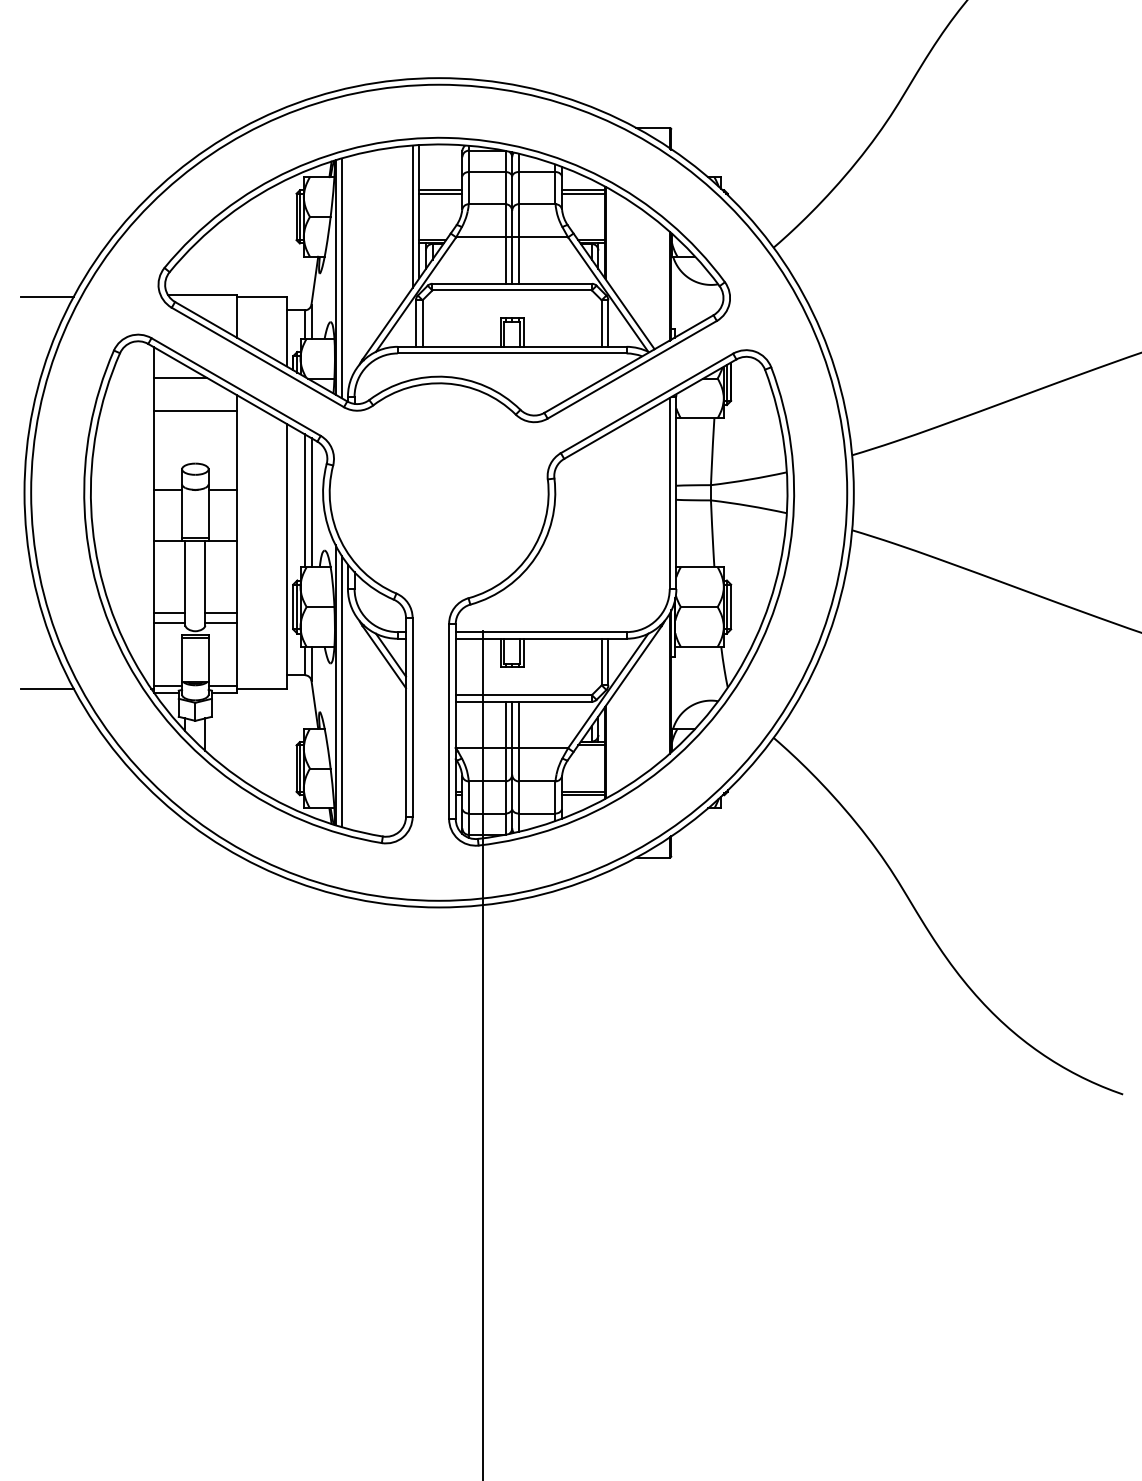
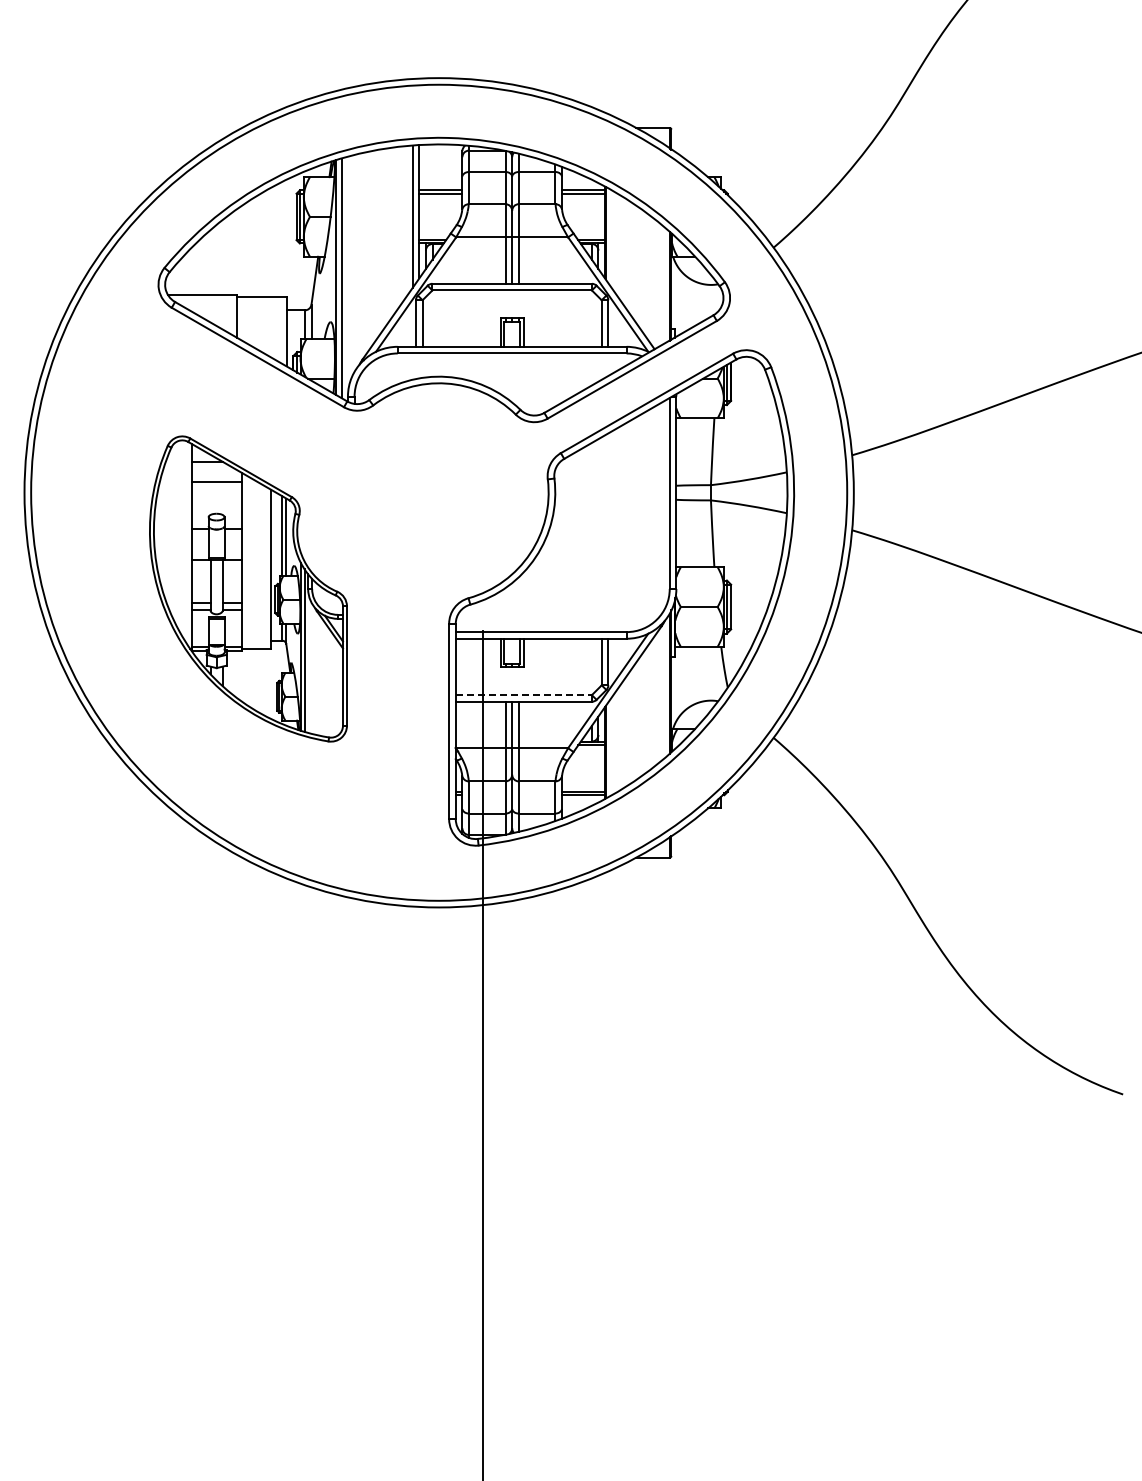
line: present -> none (47, 297)
part size: 331x512 px -> 199x308 px (248, 588)
line: present -> none (47, 688)
line: solid -> dashed (524, 695)
